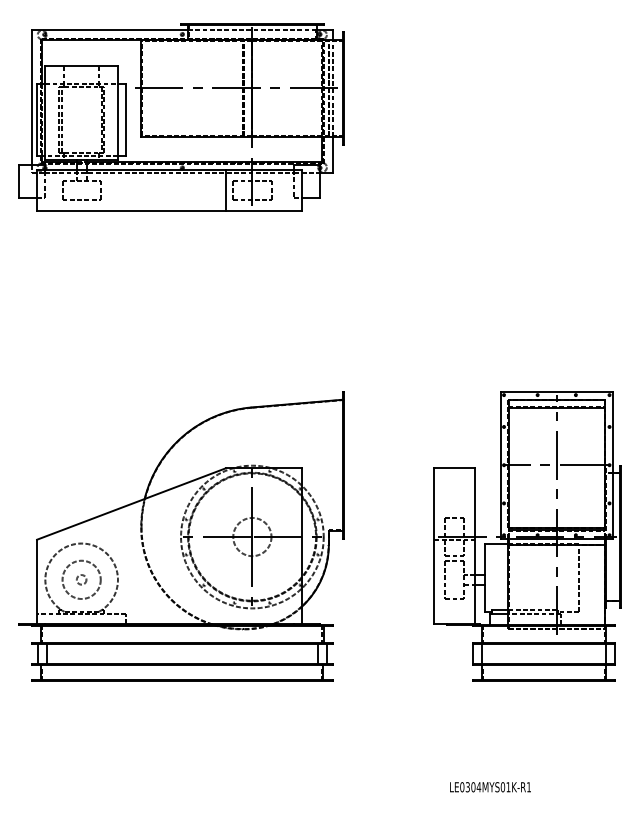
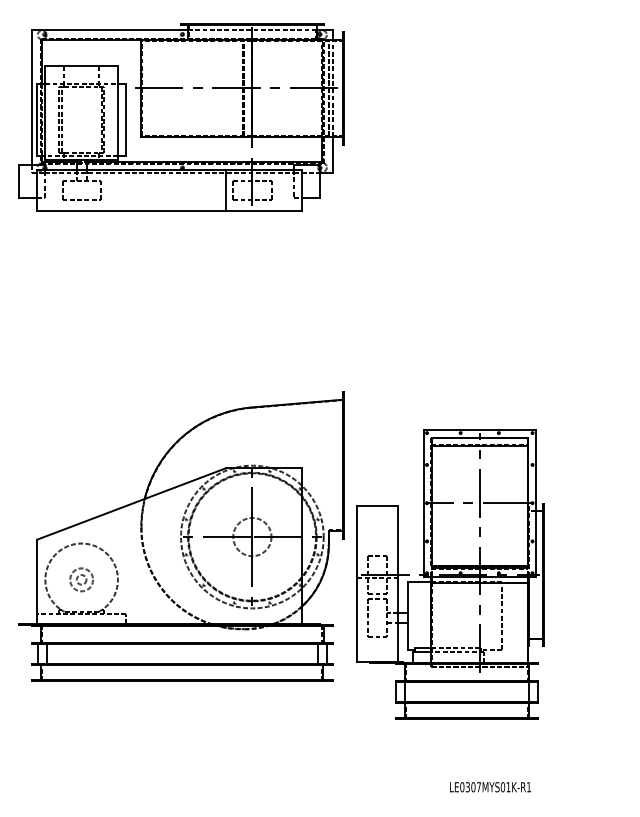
part position: (527, 536) -> (450, 574) (450, 574)
circle diameter: 38 px -> 23 px (81, 579)
text: LE0304MYS01K-R1 -> LE0307MYS01K-R1 (478, 787)
